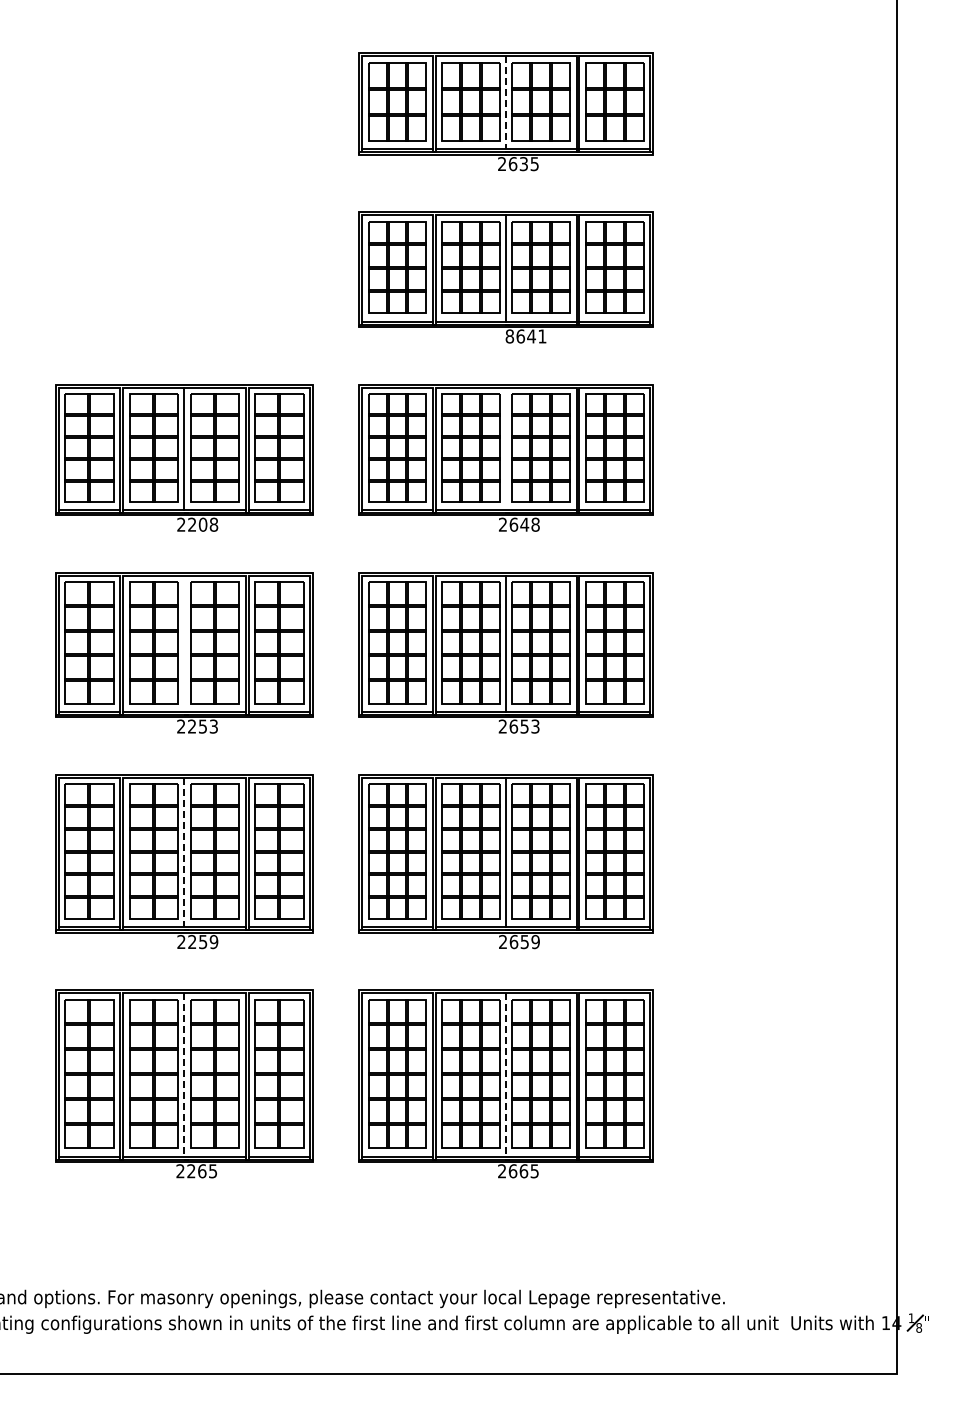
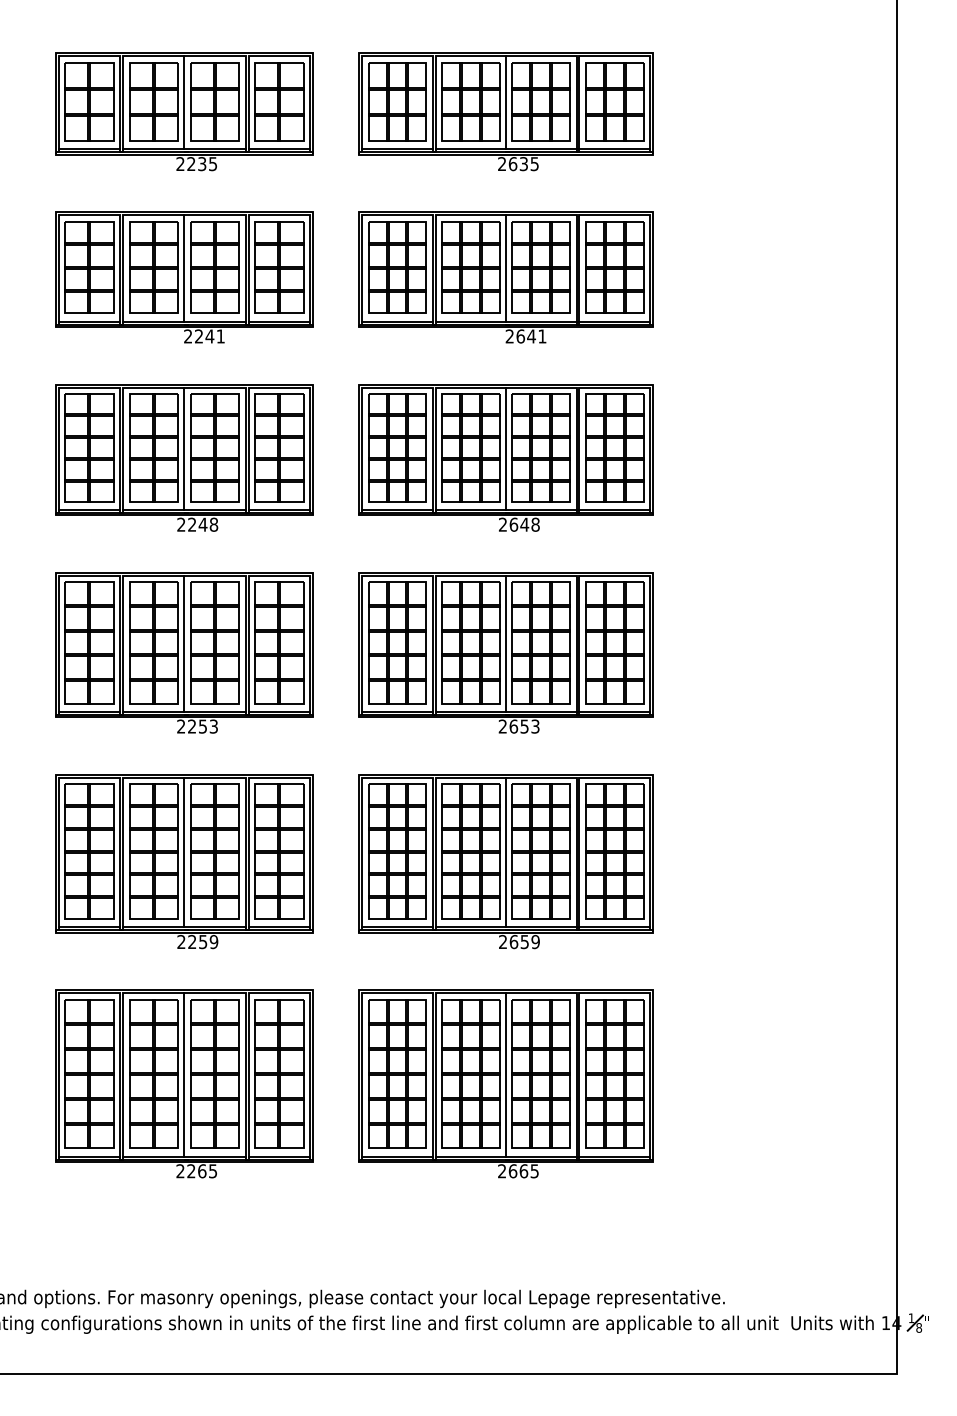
line: dashed -> solid (506, 102)
part: none -> present (184, 111)
part: none -> present (184, 277)
text: 8641 -> 2641 (509, 336)
line: none -> present (506, 448)
text: 2208 -> 2248 (202, 524)
line: none -> present (184, 643)
line: dashed -> solid (184, 852)
line: dashed -> solid (184, 1074)
line: dashed -> solid (506, 1074)
